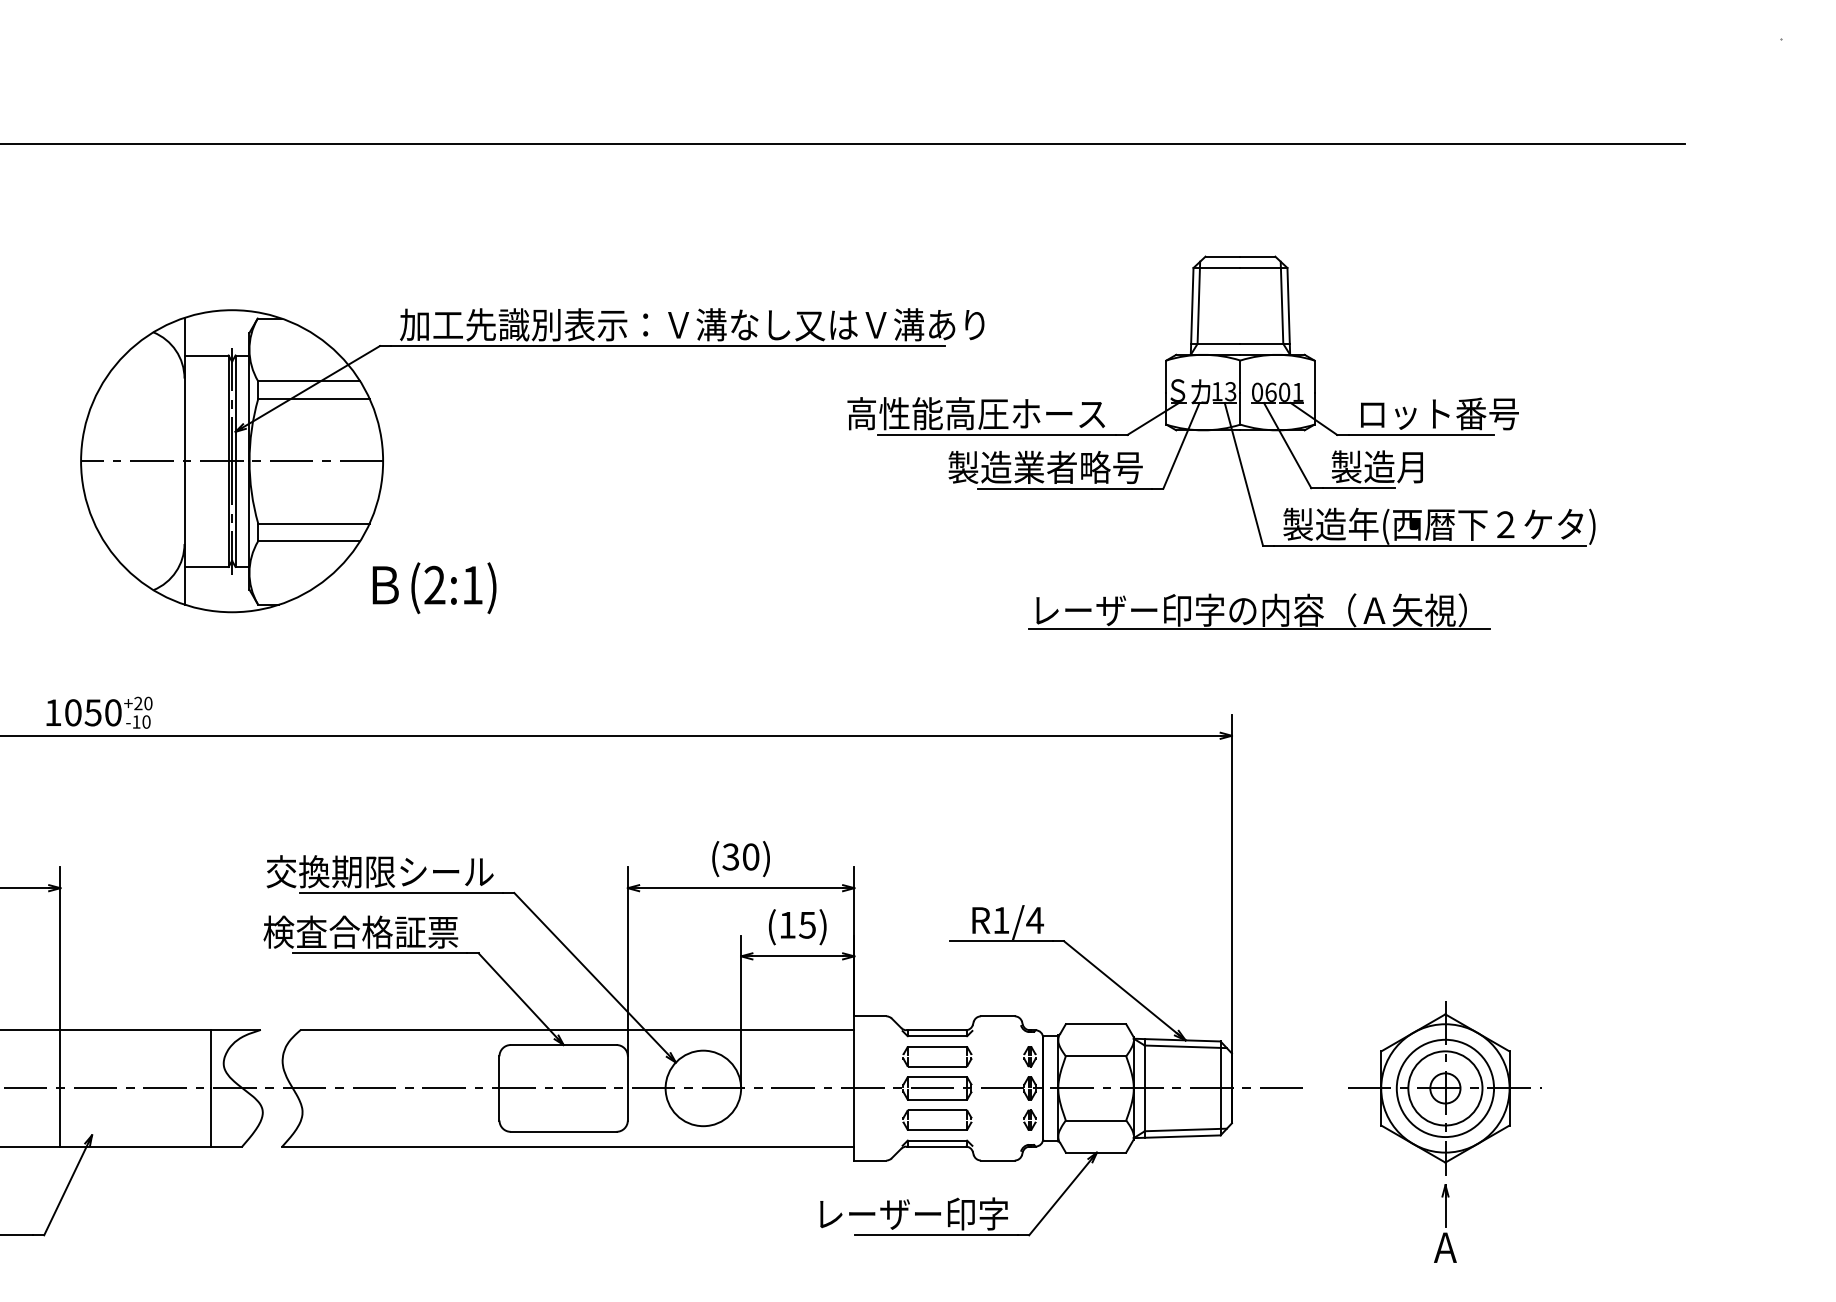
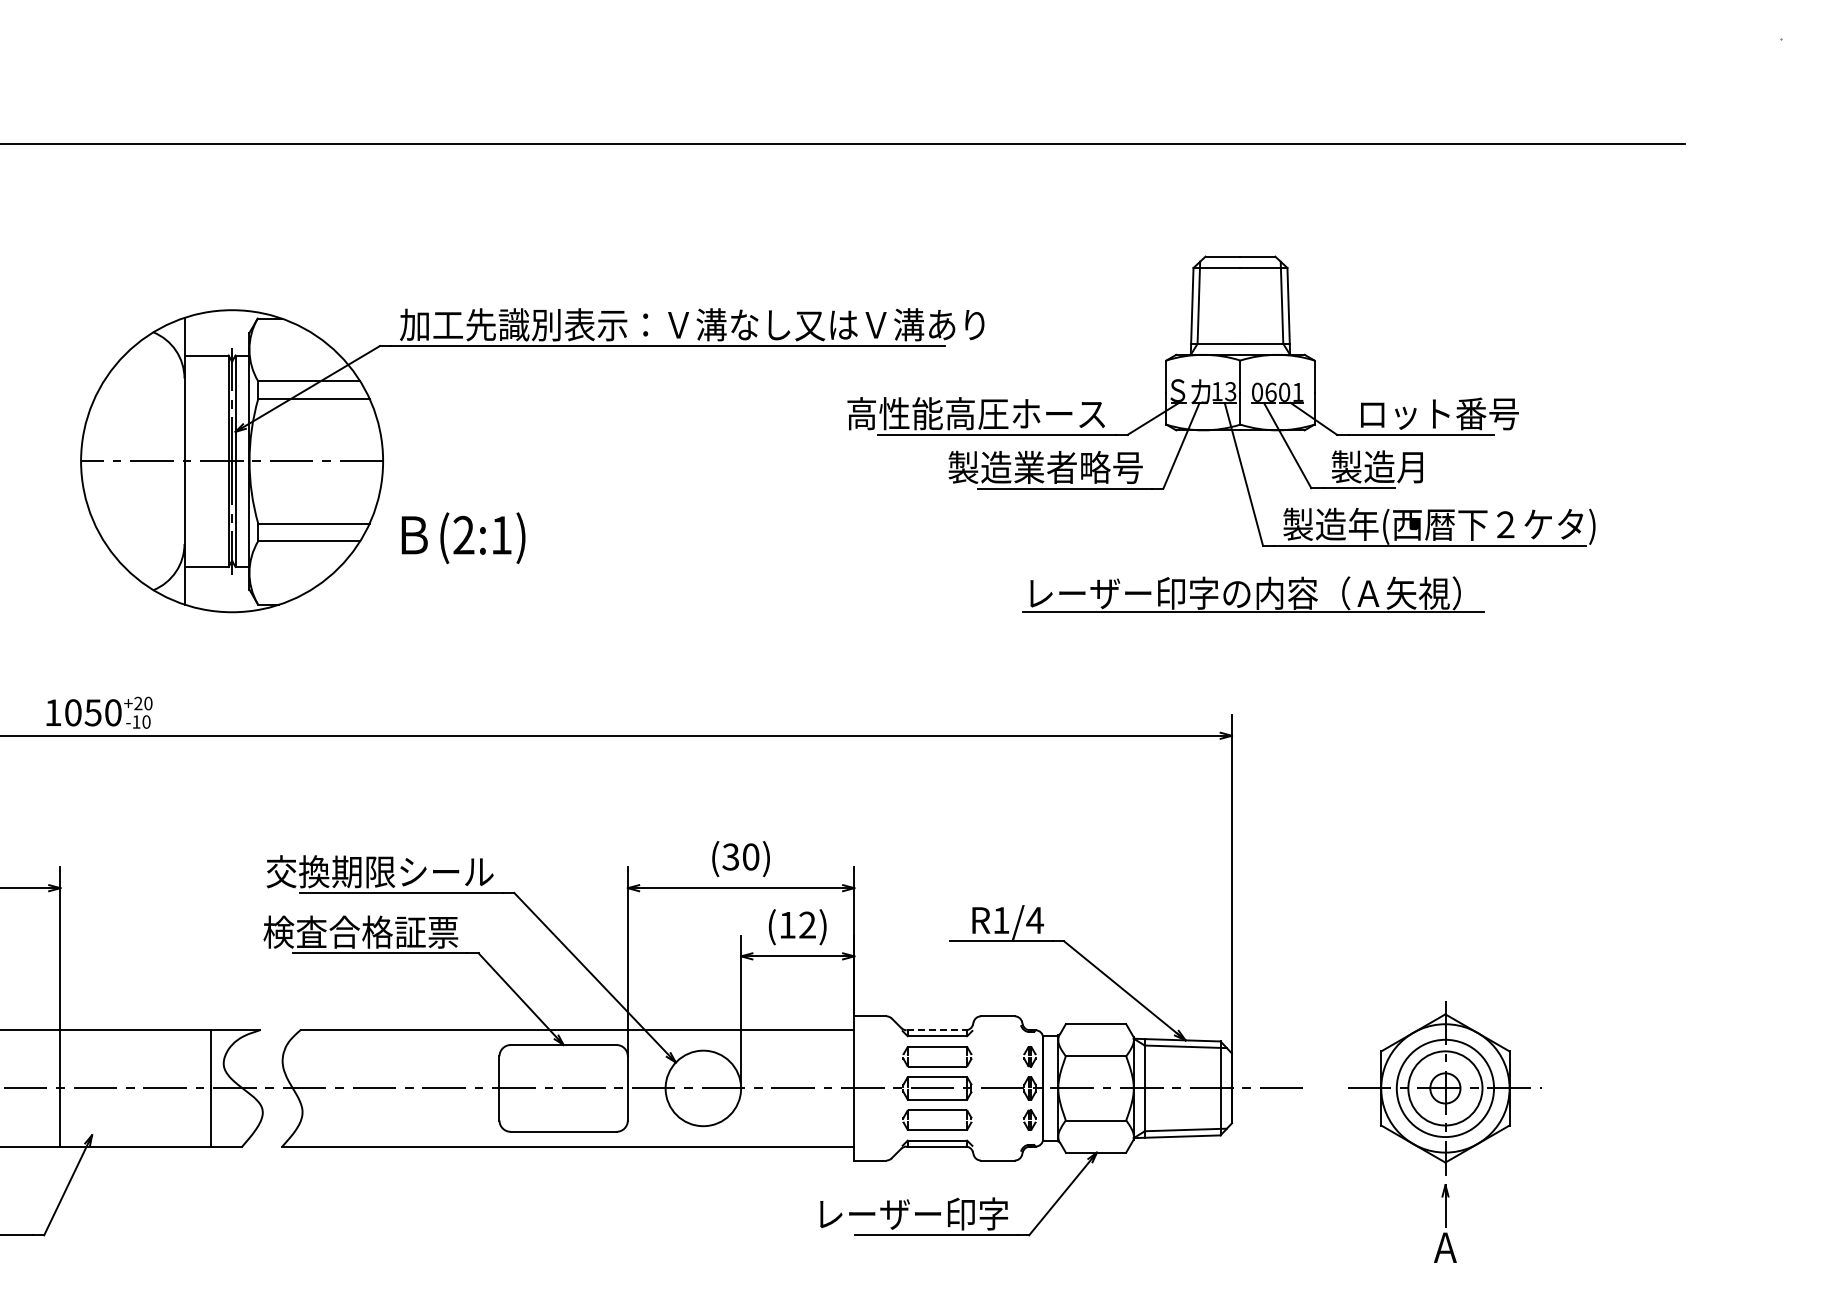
text position: (434, 588) -> (463, 538) (463, 538)
part position: (1259, 611) -> (1253, 594) (1253, 594)
text: (15) -> (12) (807, 924)
line: solid -> dashed (936, 1030)
